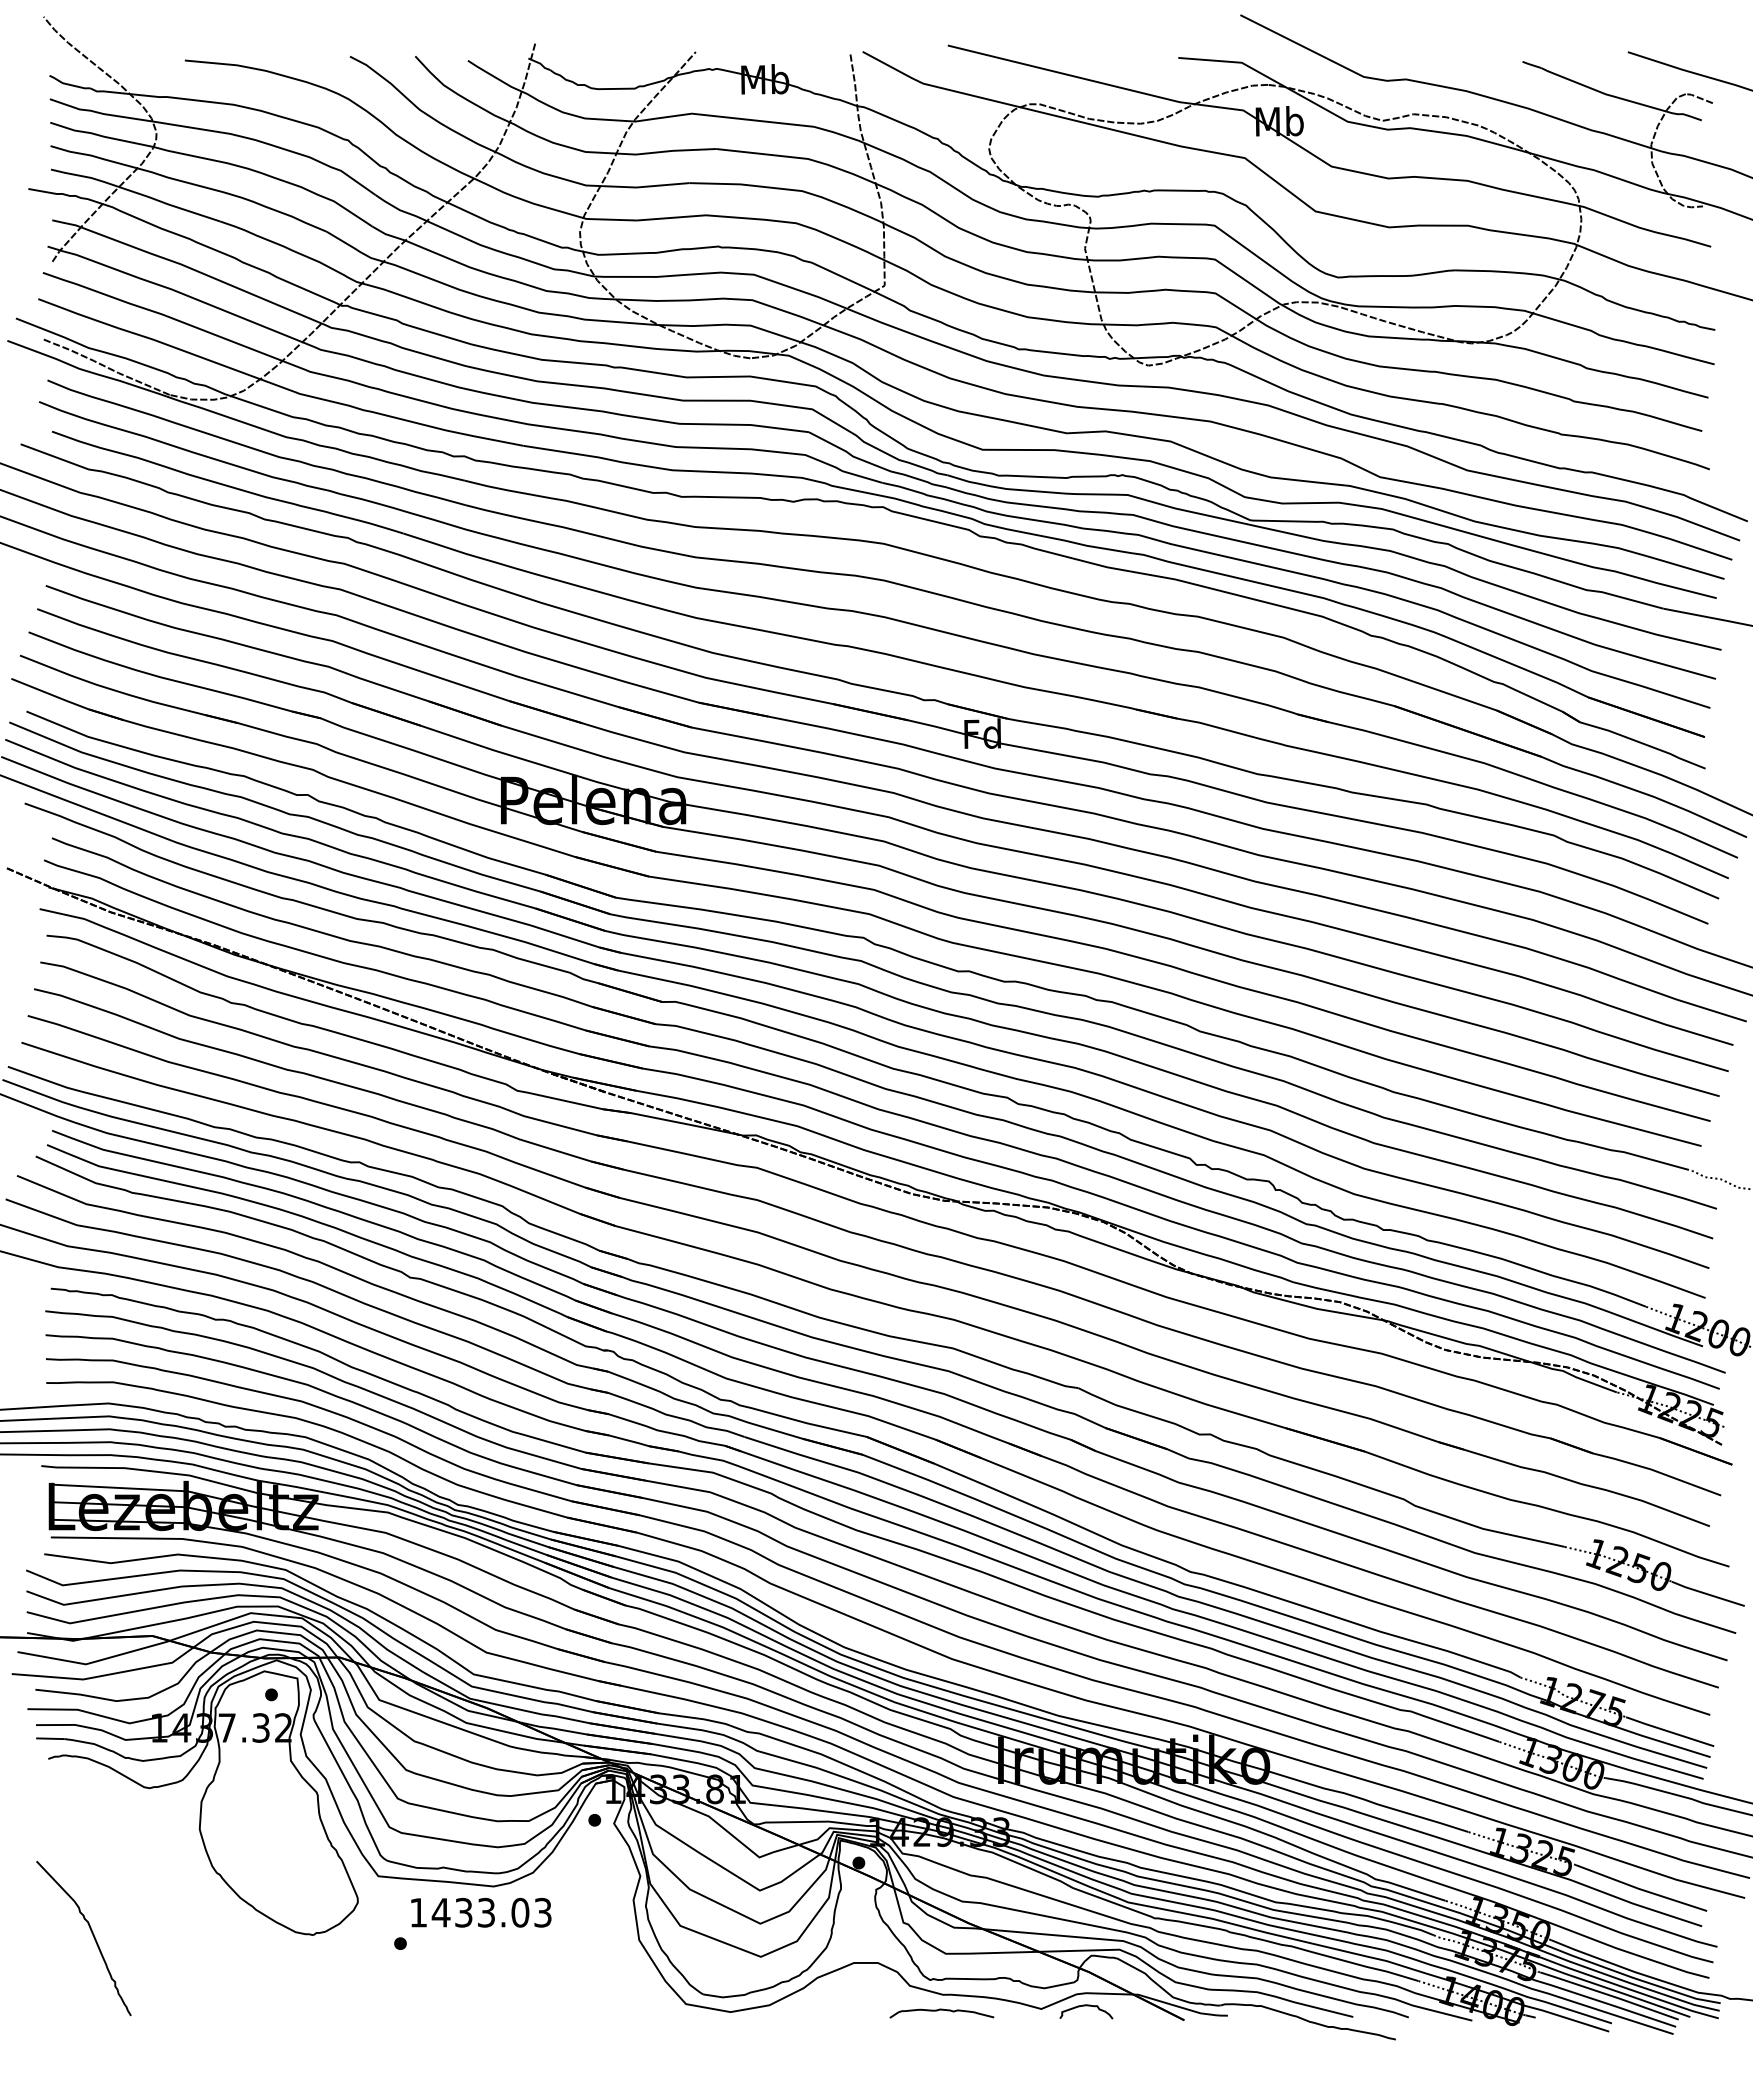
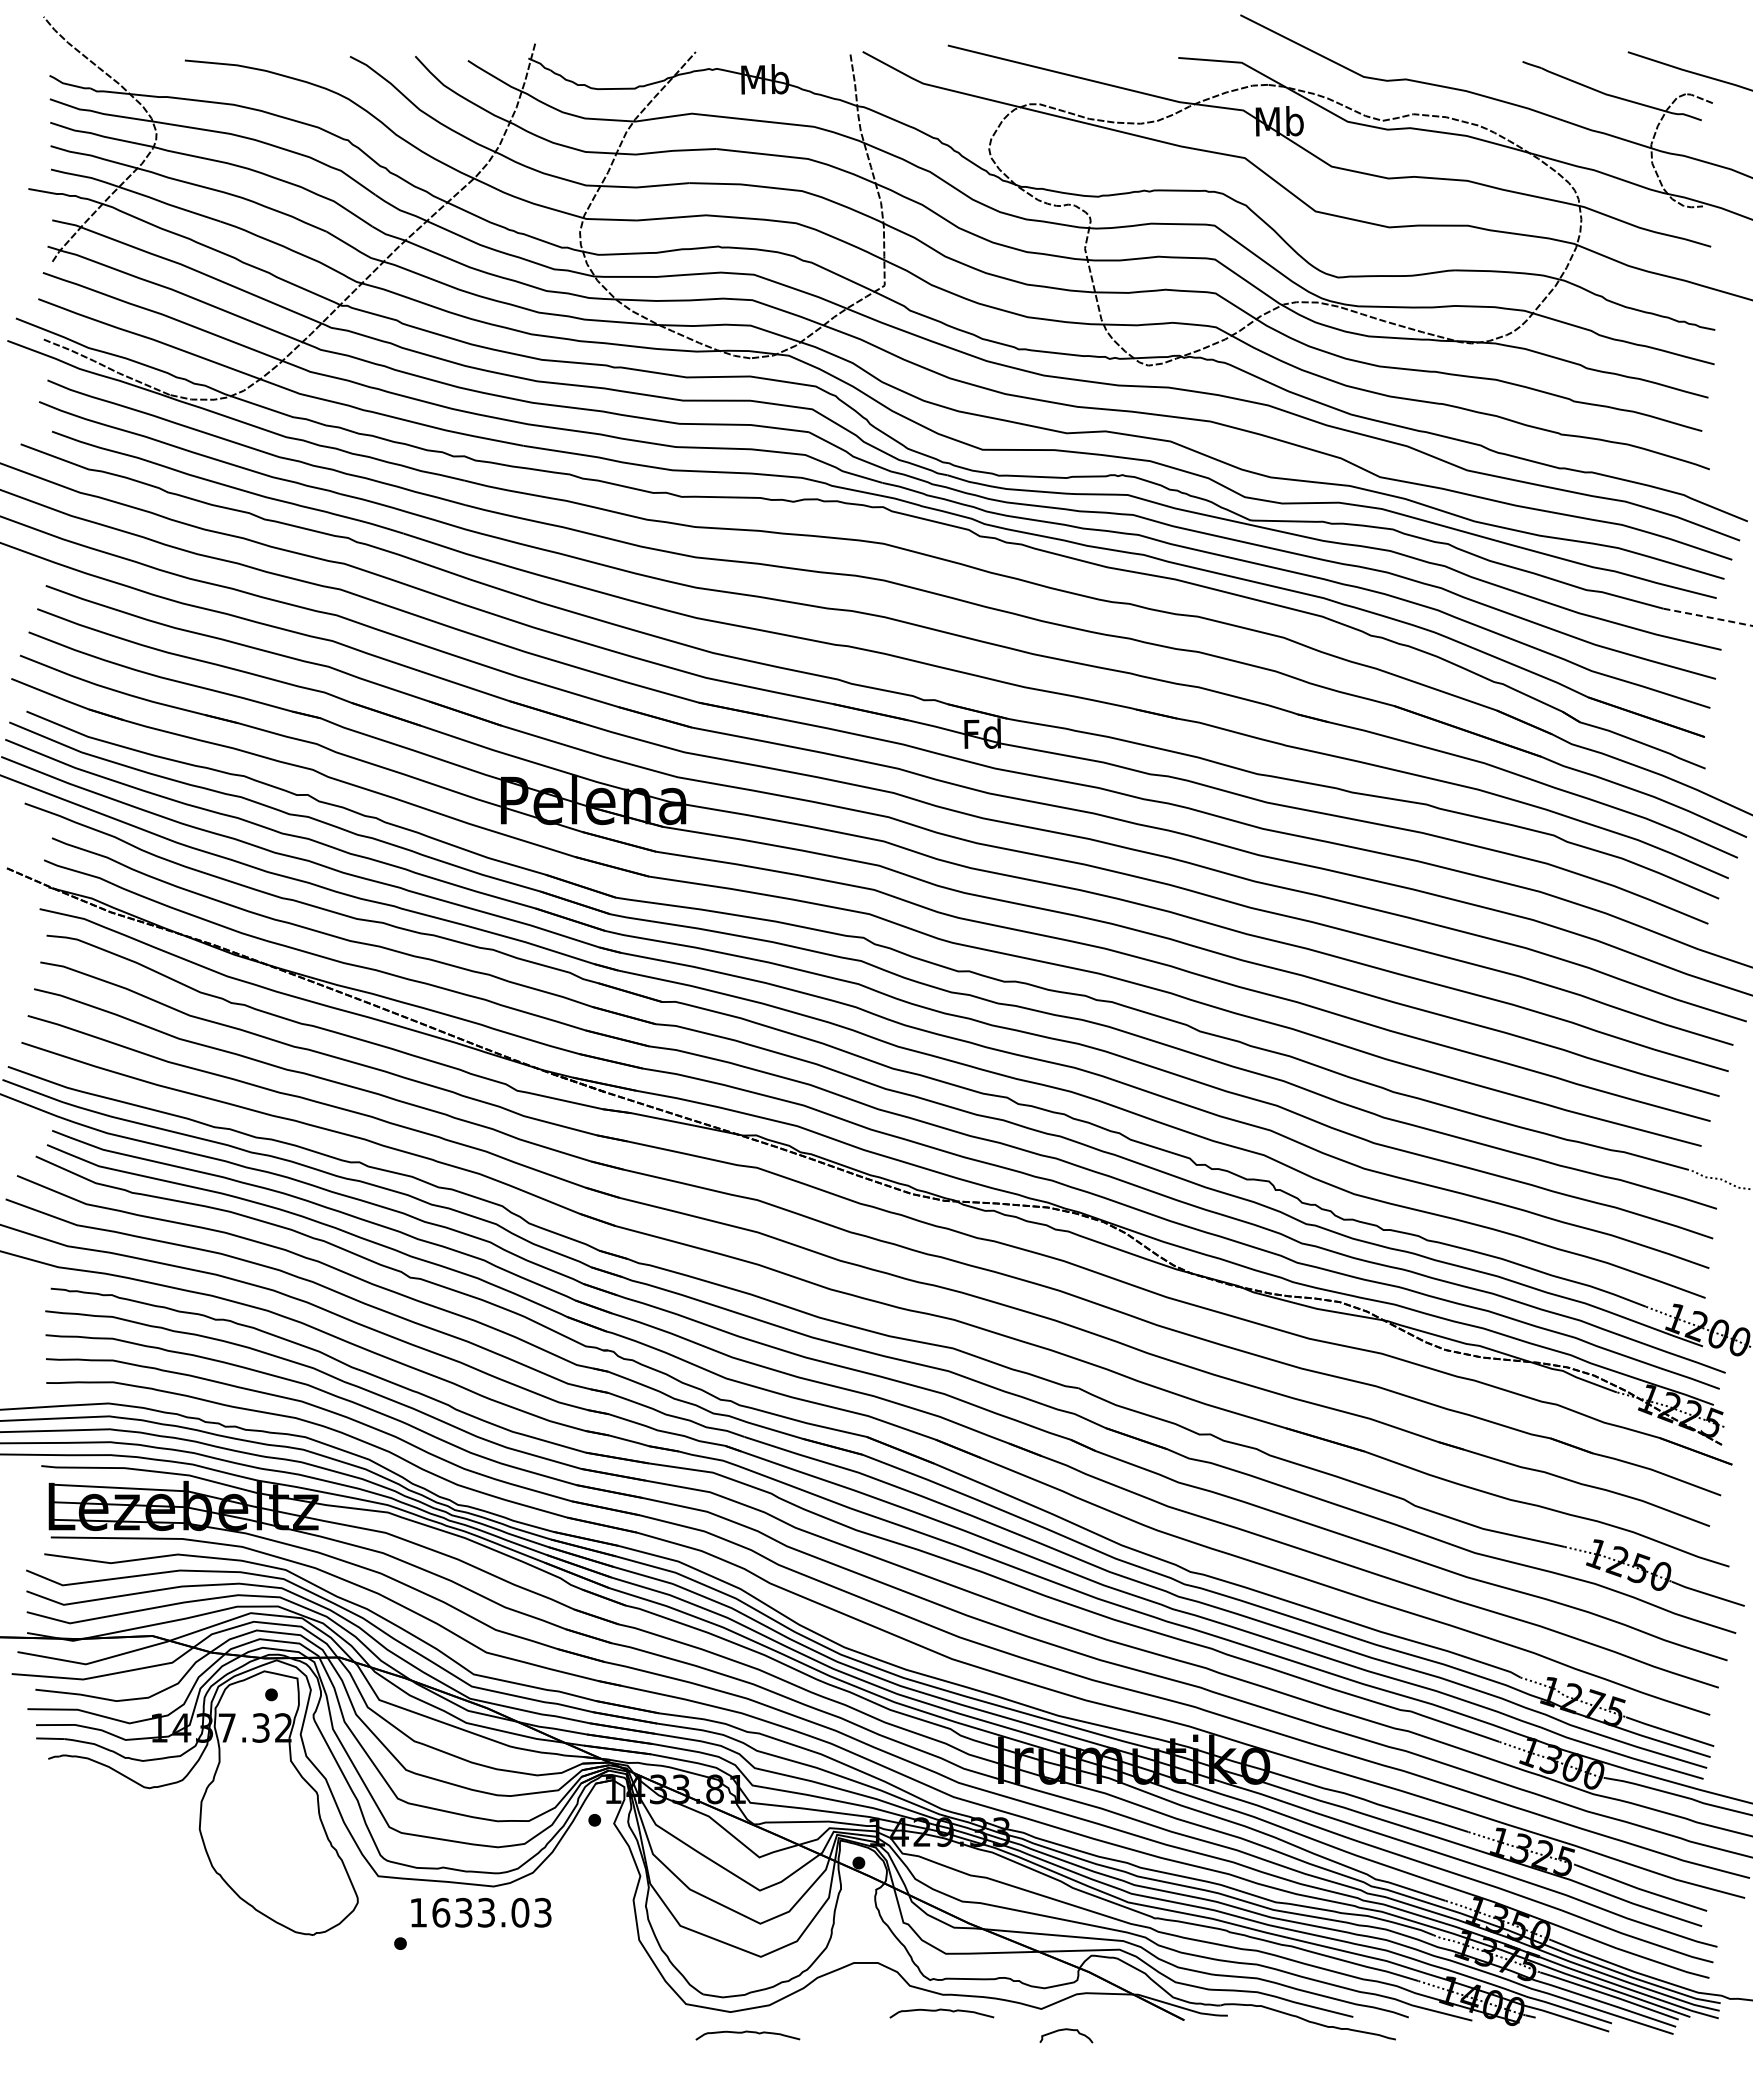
line: solid -> dashed (1708, 617)
text: 1433.03 -> 1633.03 (440, 1912)
curve: present -> none (91, 1933)
curve position: (1086, 2006) -> (1066, 2030) (1066, 2030)
curve: none -> present (747, 2032)
